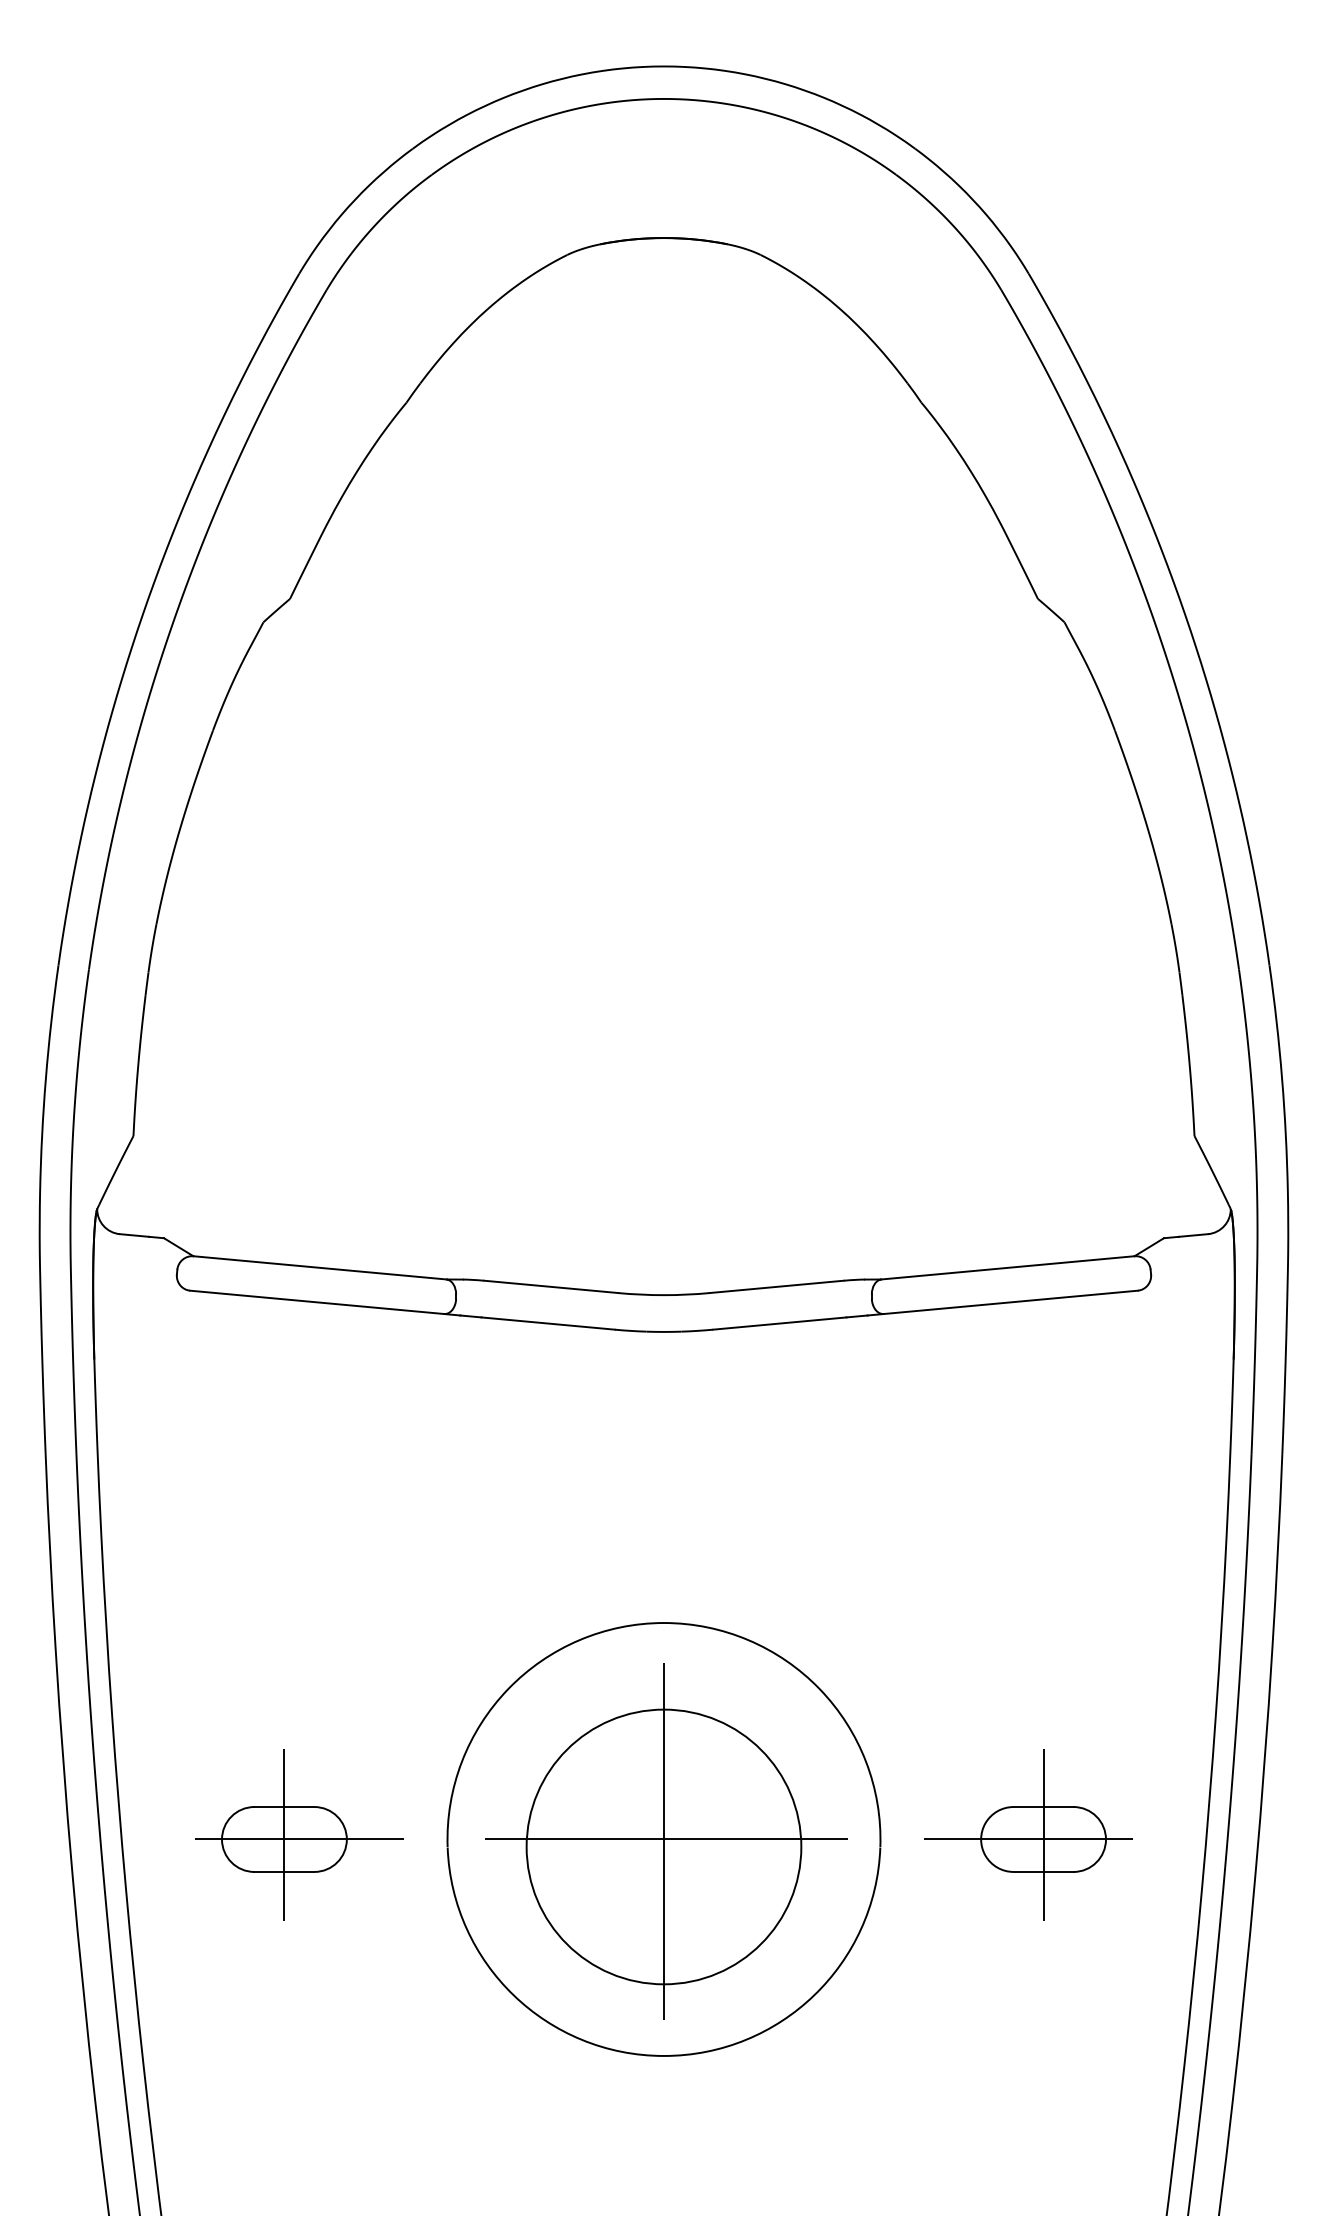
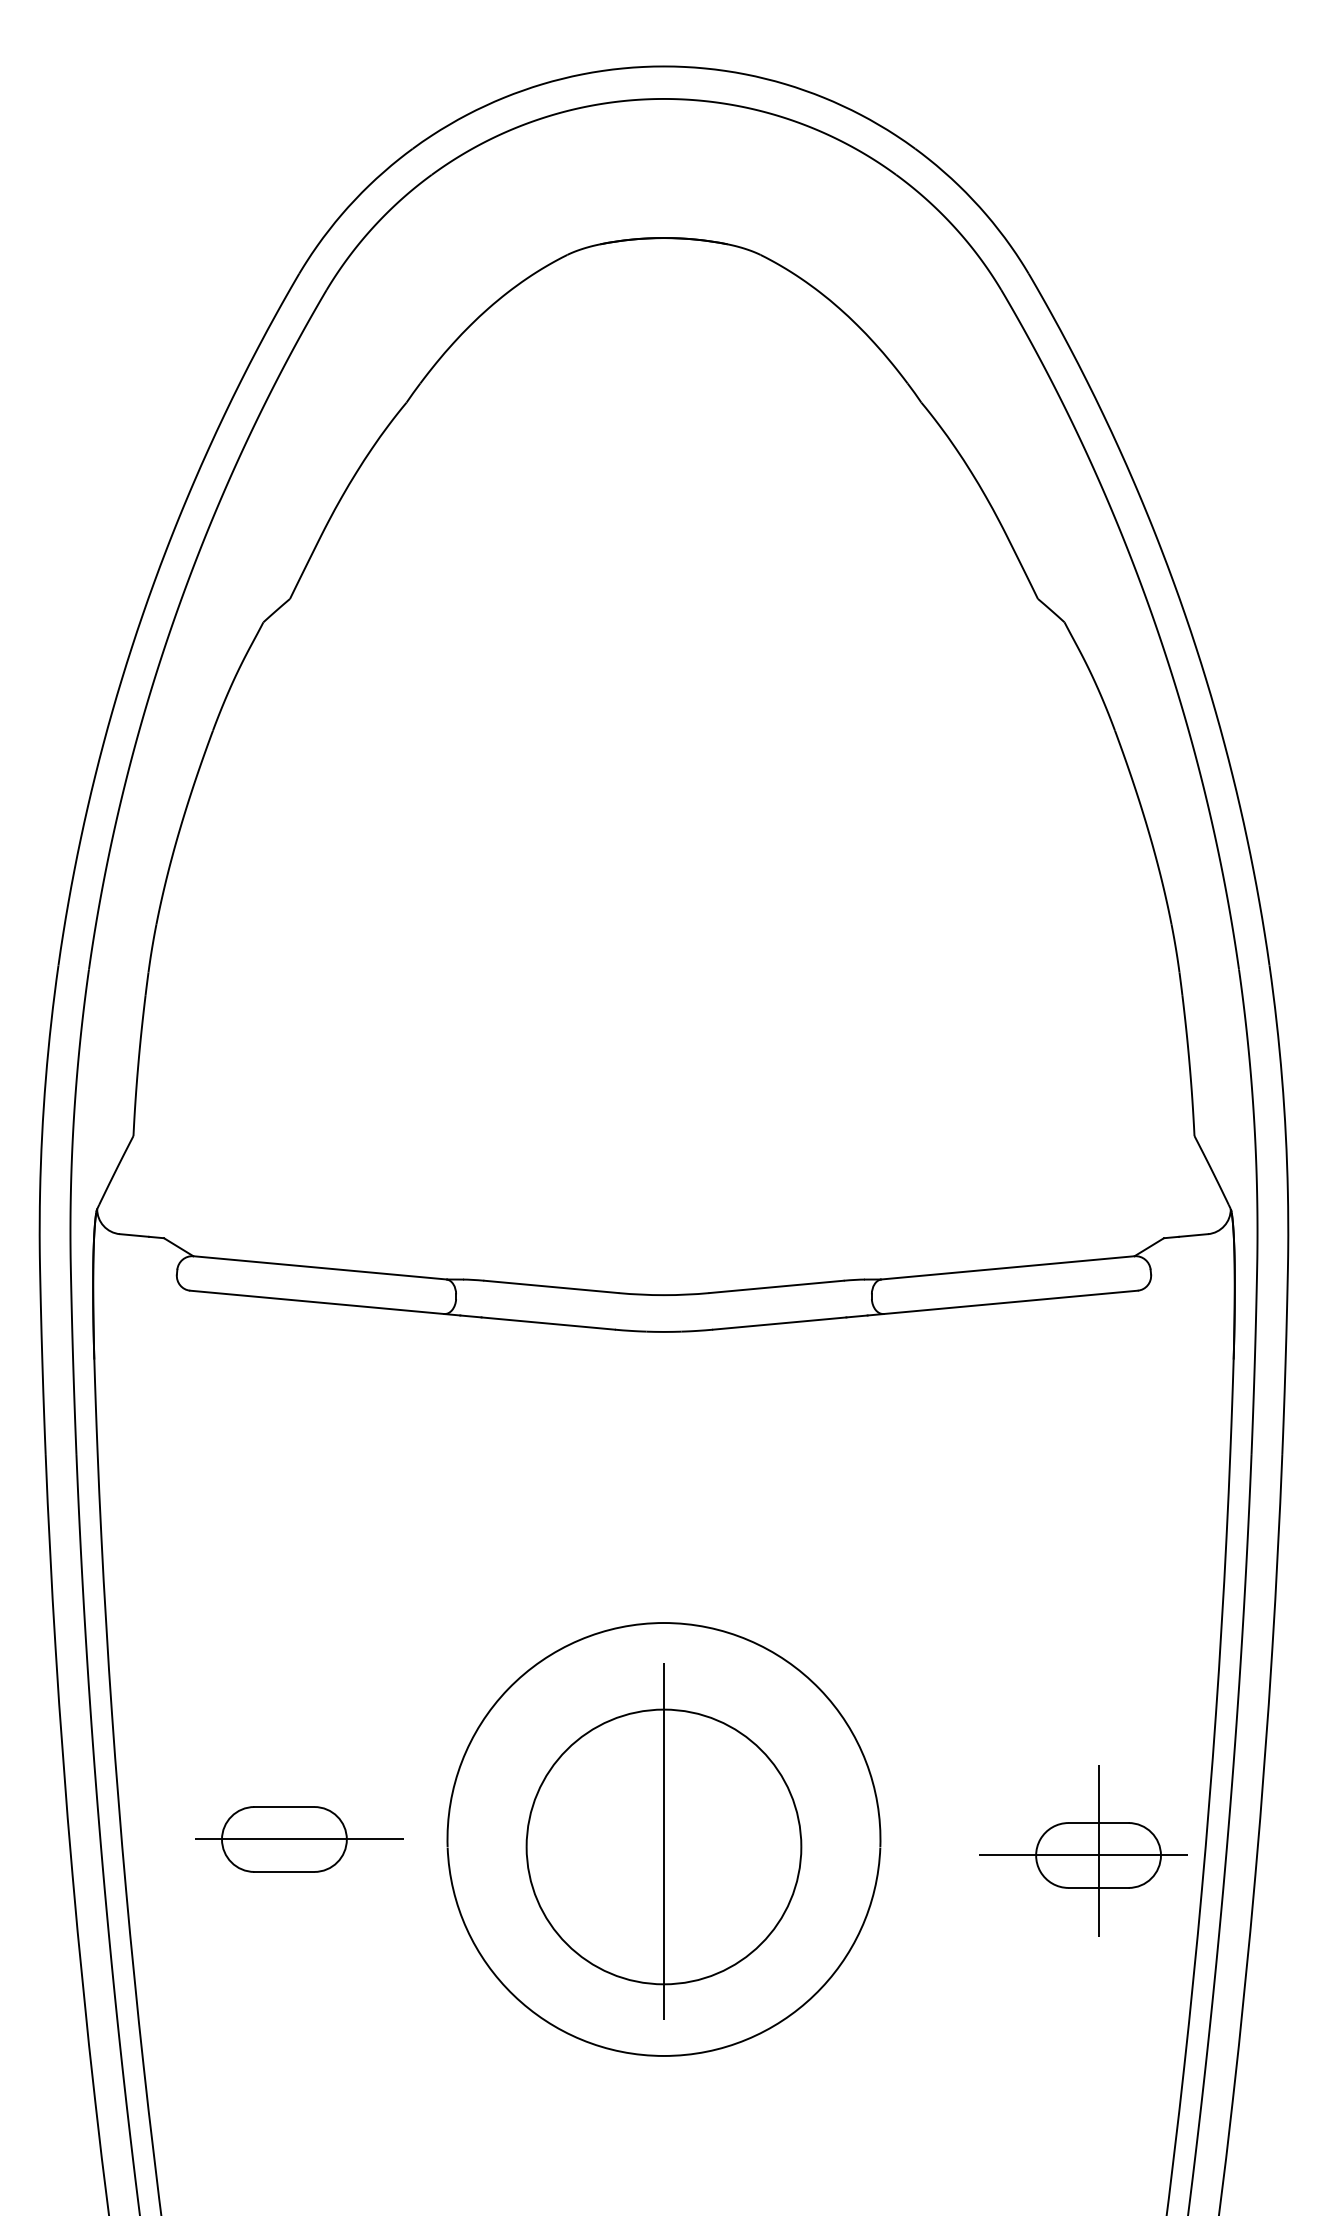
line: present -> none (284, 1834)
part position: (1028, 1834) -> (1083, 1850) (1083, 1850)
line: present -> none (666, 1839)
